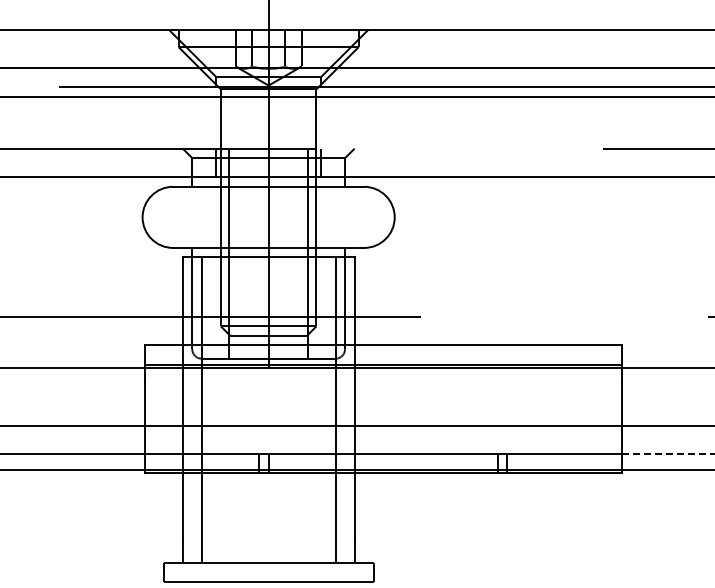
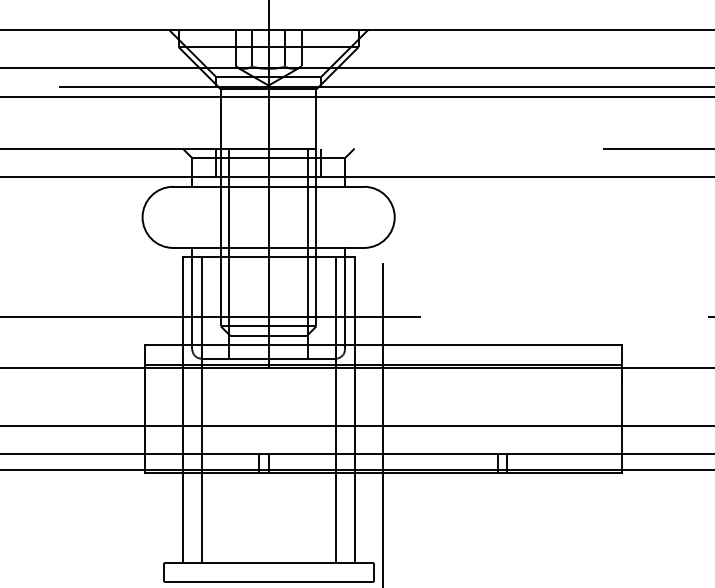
line: none -> present (383, 423)
line: dashed -> solid (668, 454)
